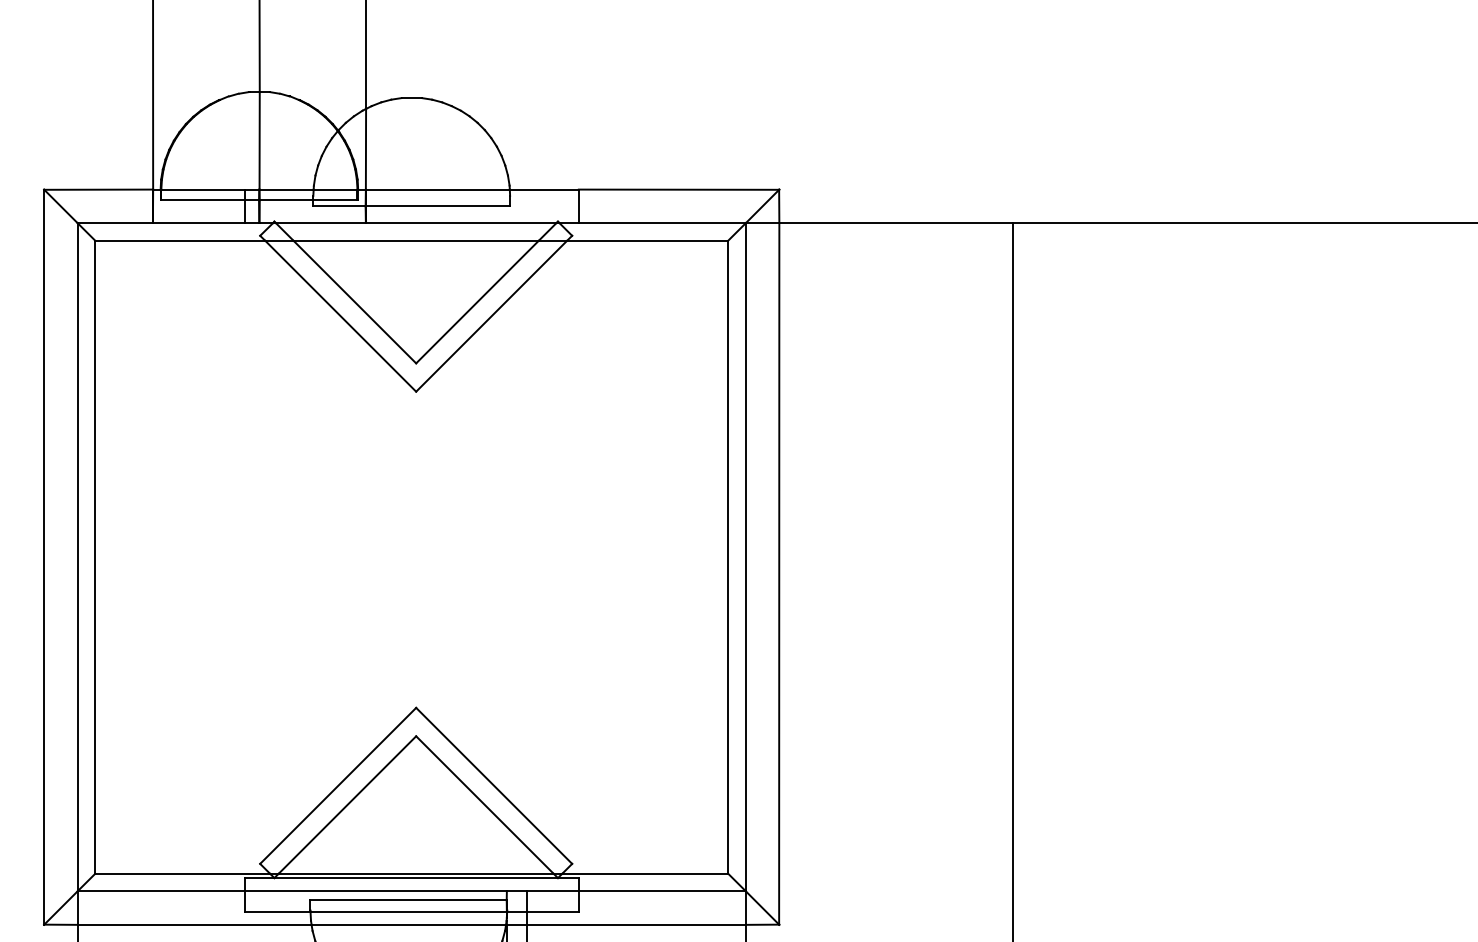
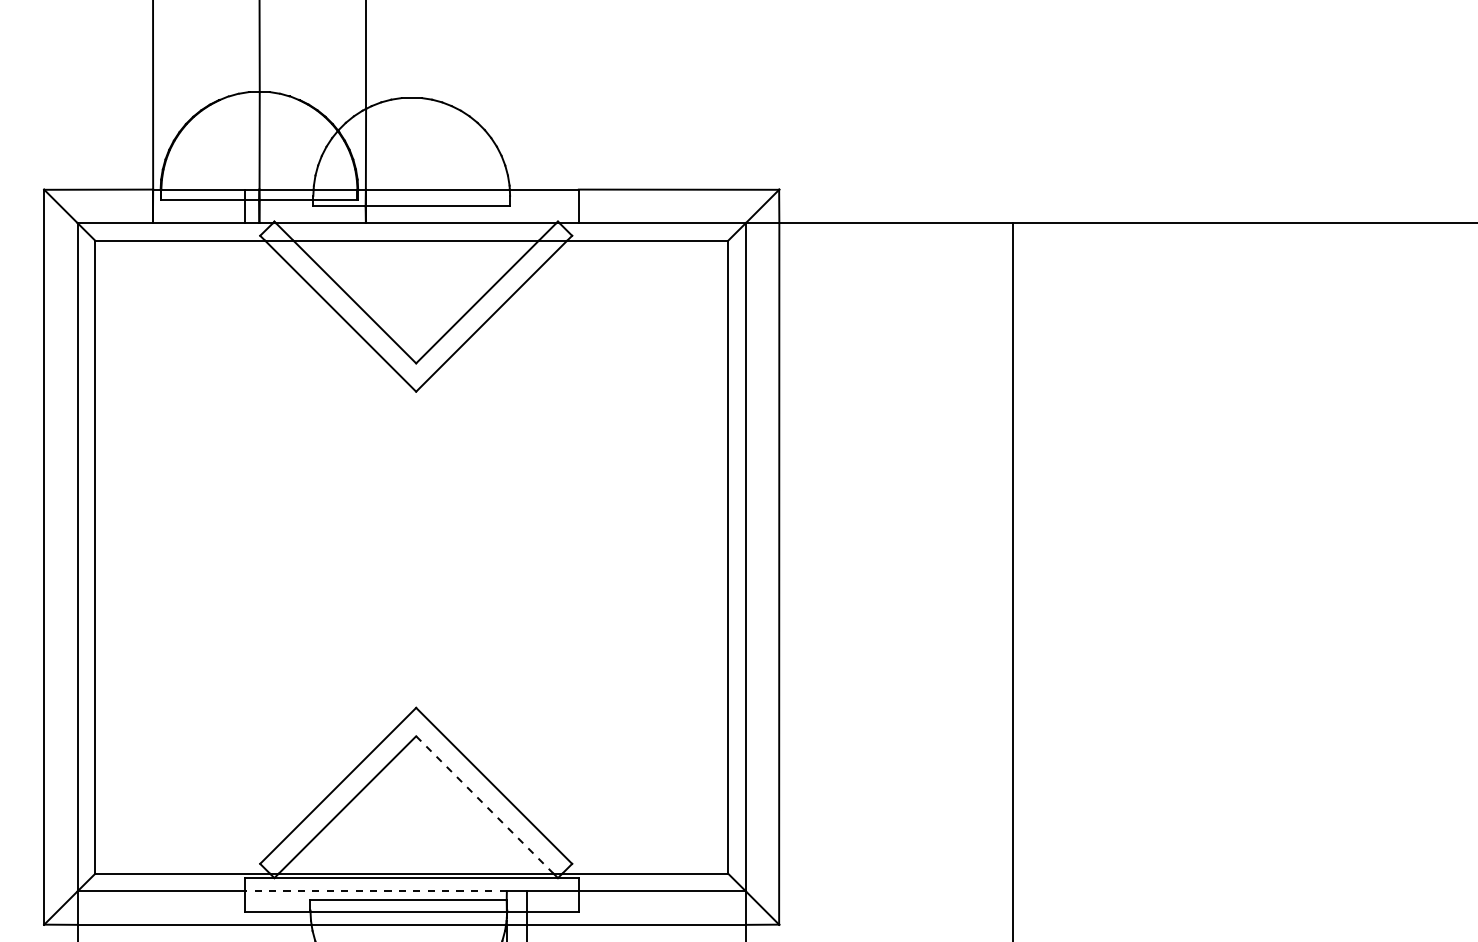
line: solid -> dashed (485, 805)
line: solid -> dashed (375, 891)
